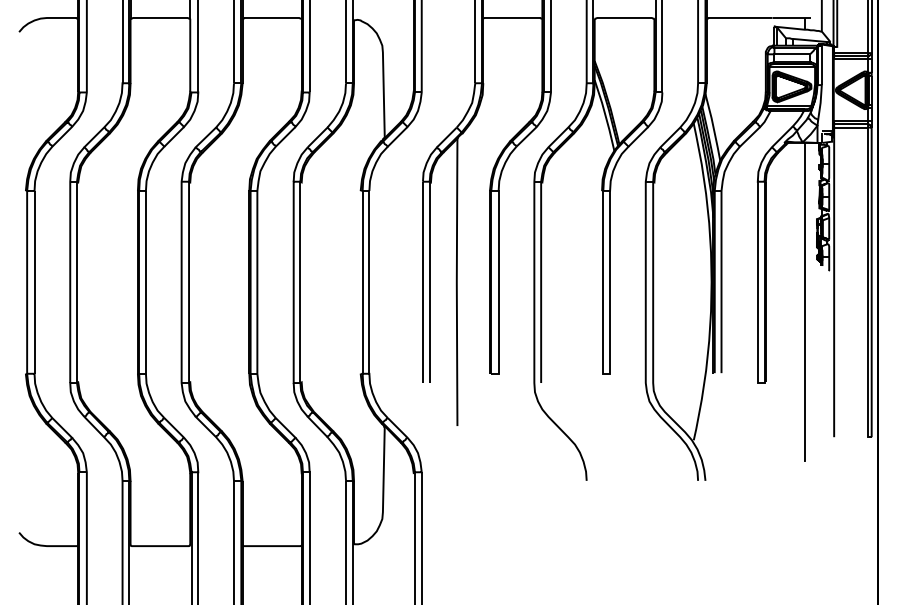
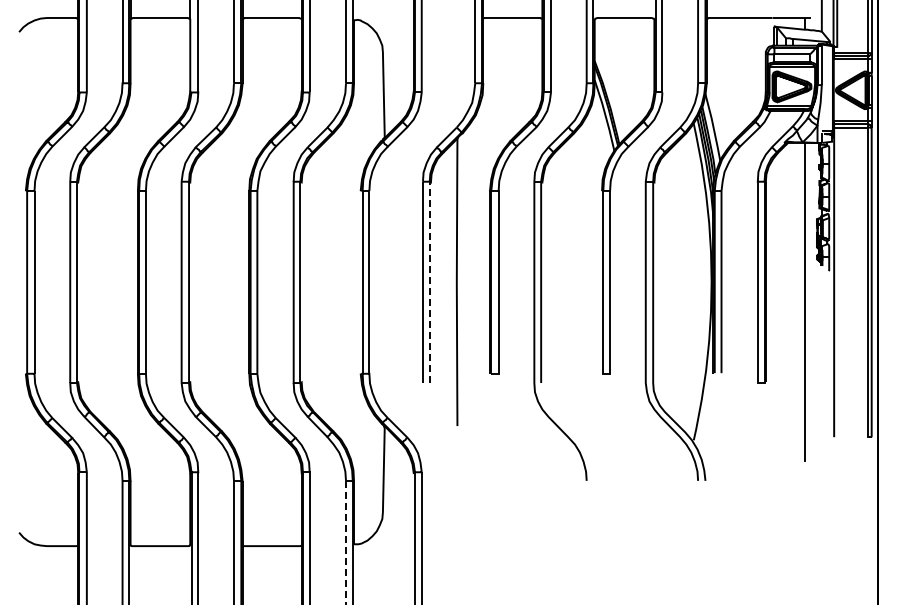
line: solid -> dashed (429, 282)
line: solid -> dashed (346, 542)
